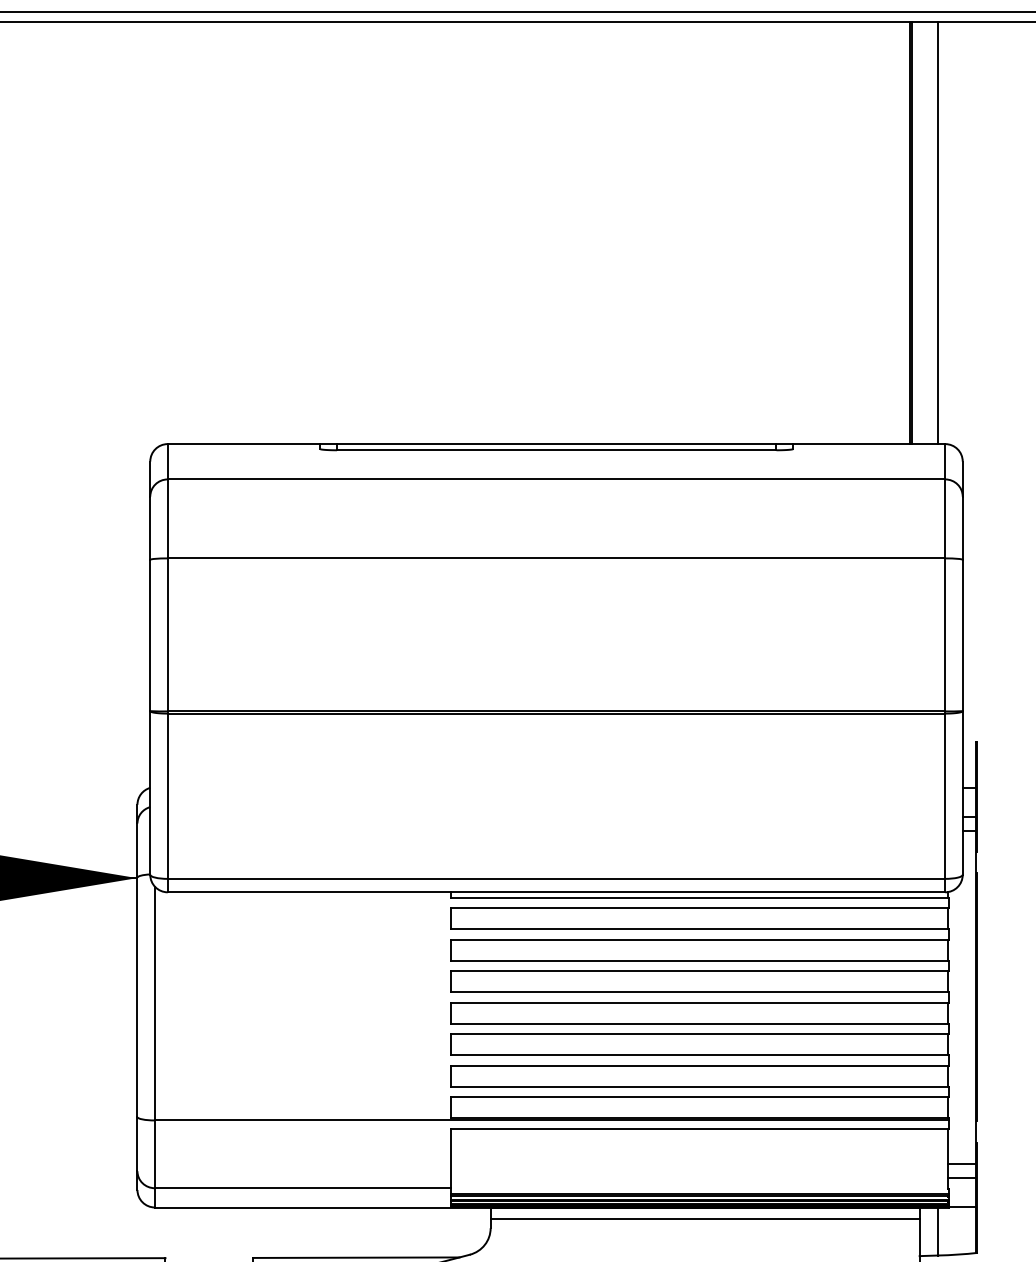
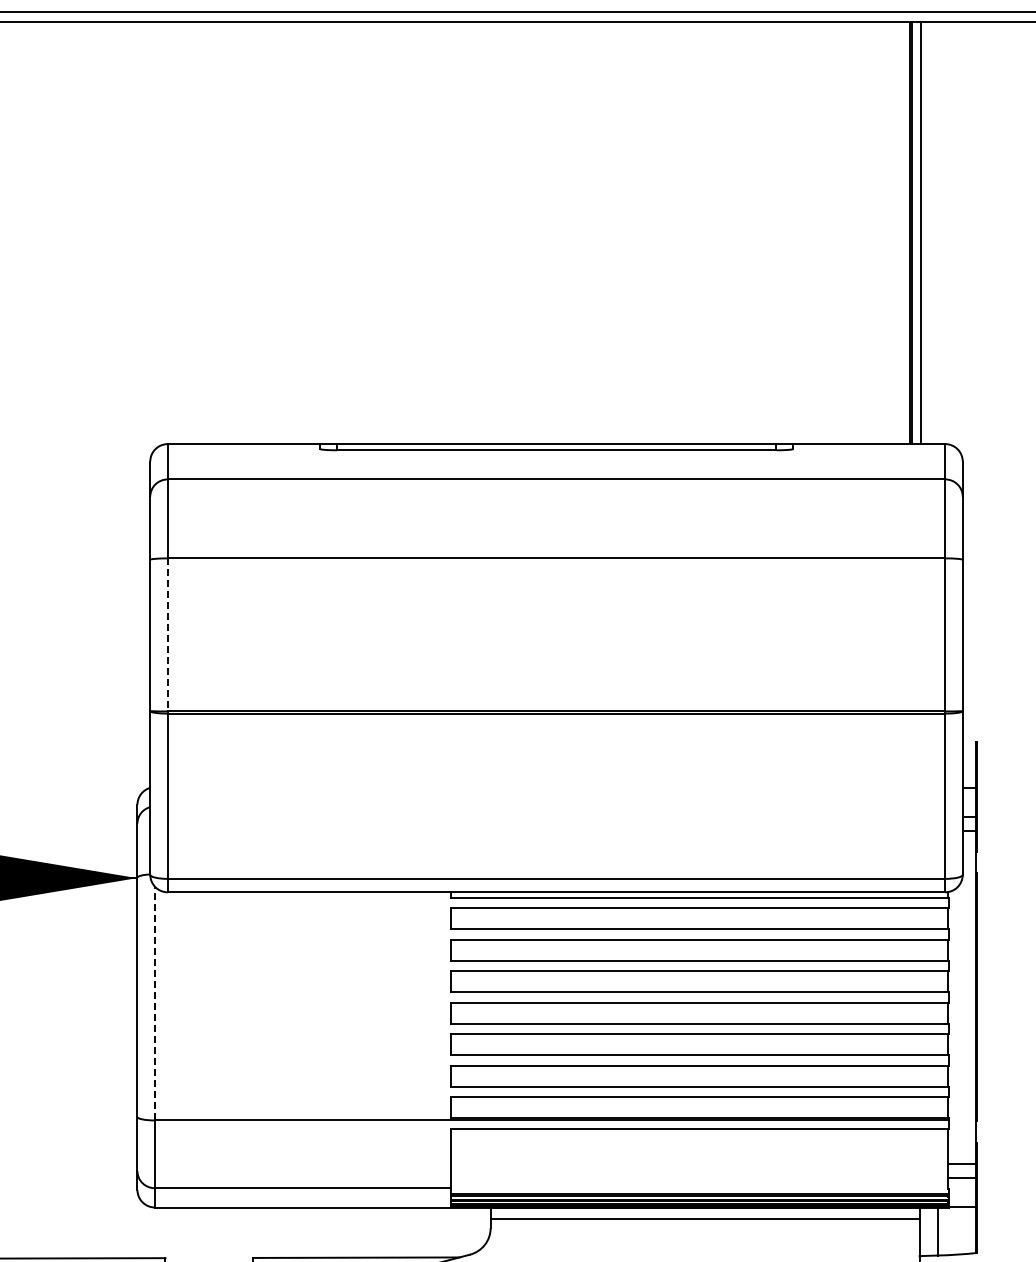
line position: (938, 233) -> (921, 233) (921, 233)
line: solid -> dashed (167, 634)
line: solid -> dashed (154, 1003)
